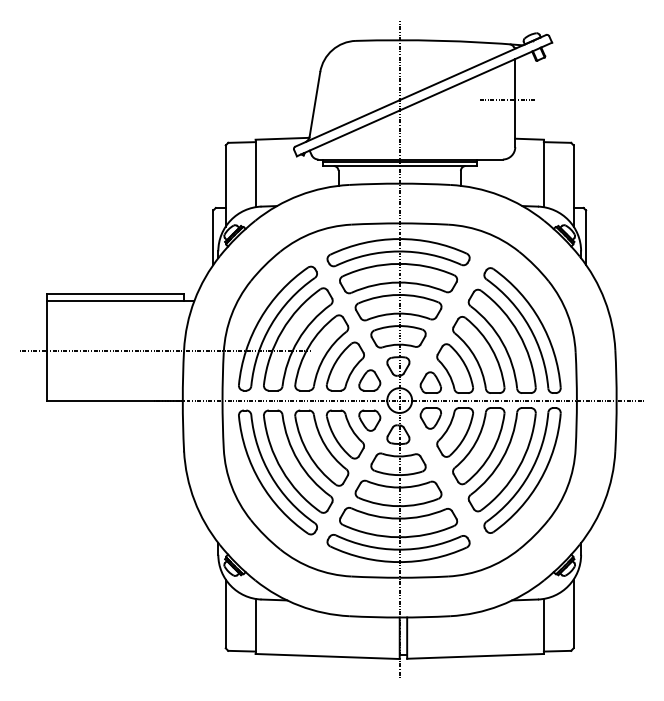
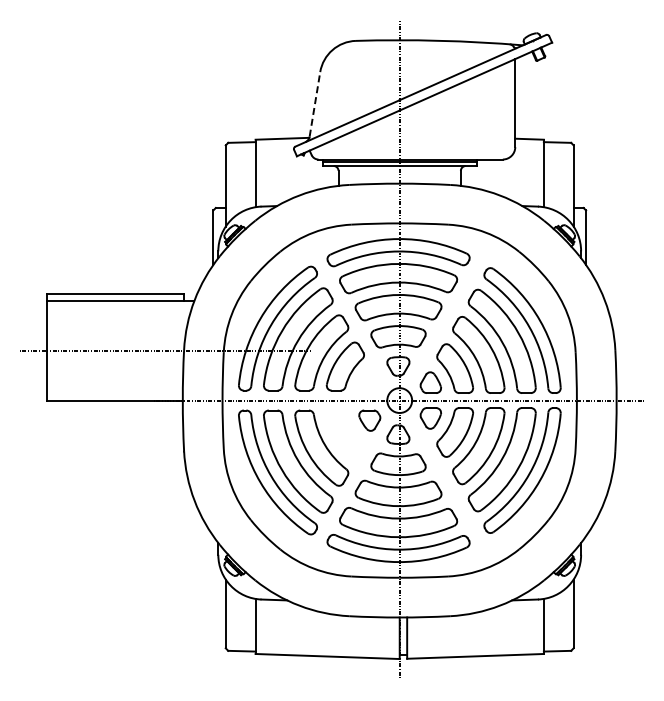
line: present -> none (507, 99)
line: solid -> dashed (314, 104)
part: present -> none (369, 380)
part: present -> none (344, 434)
